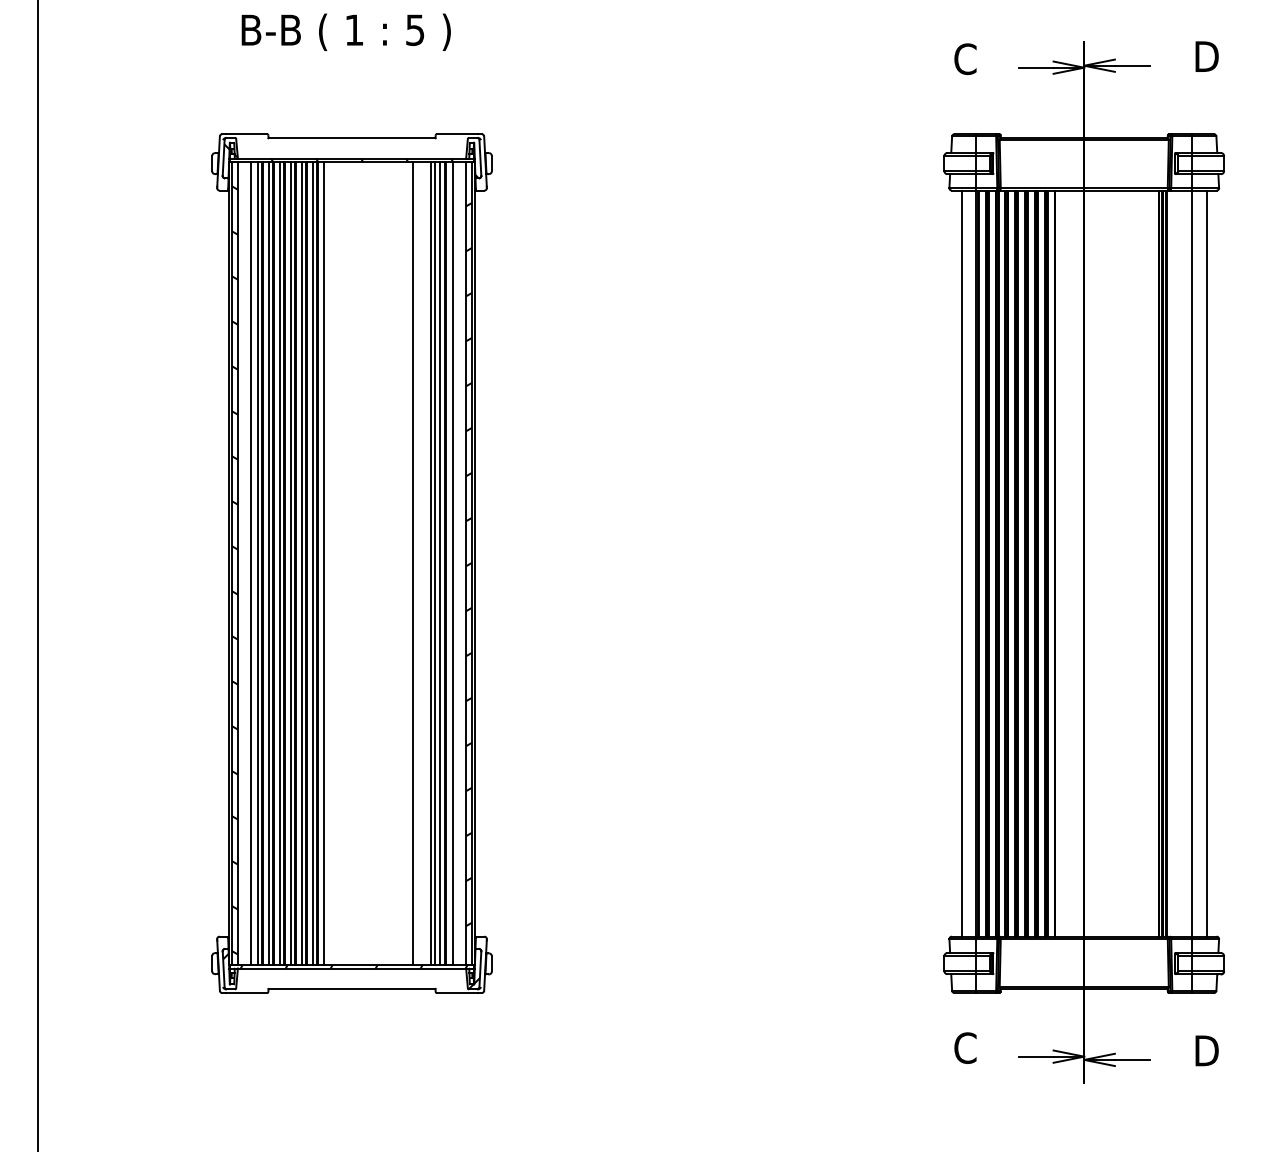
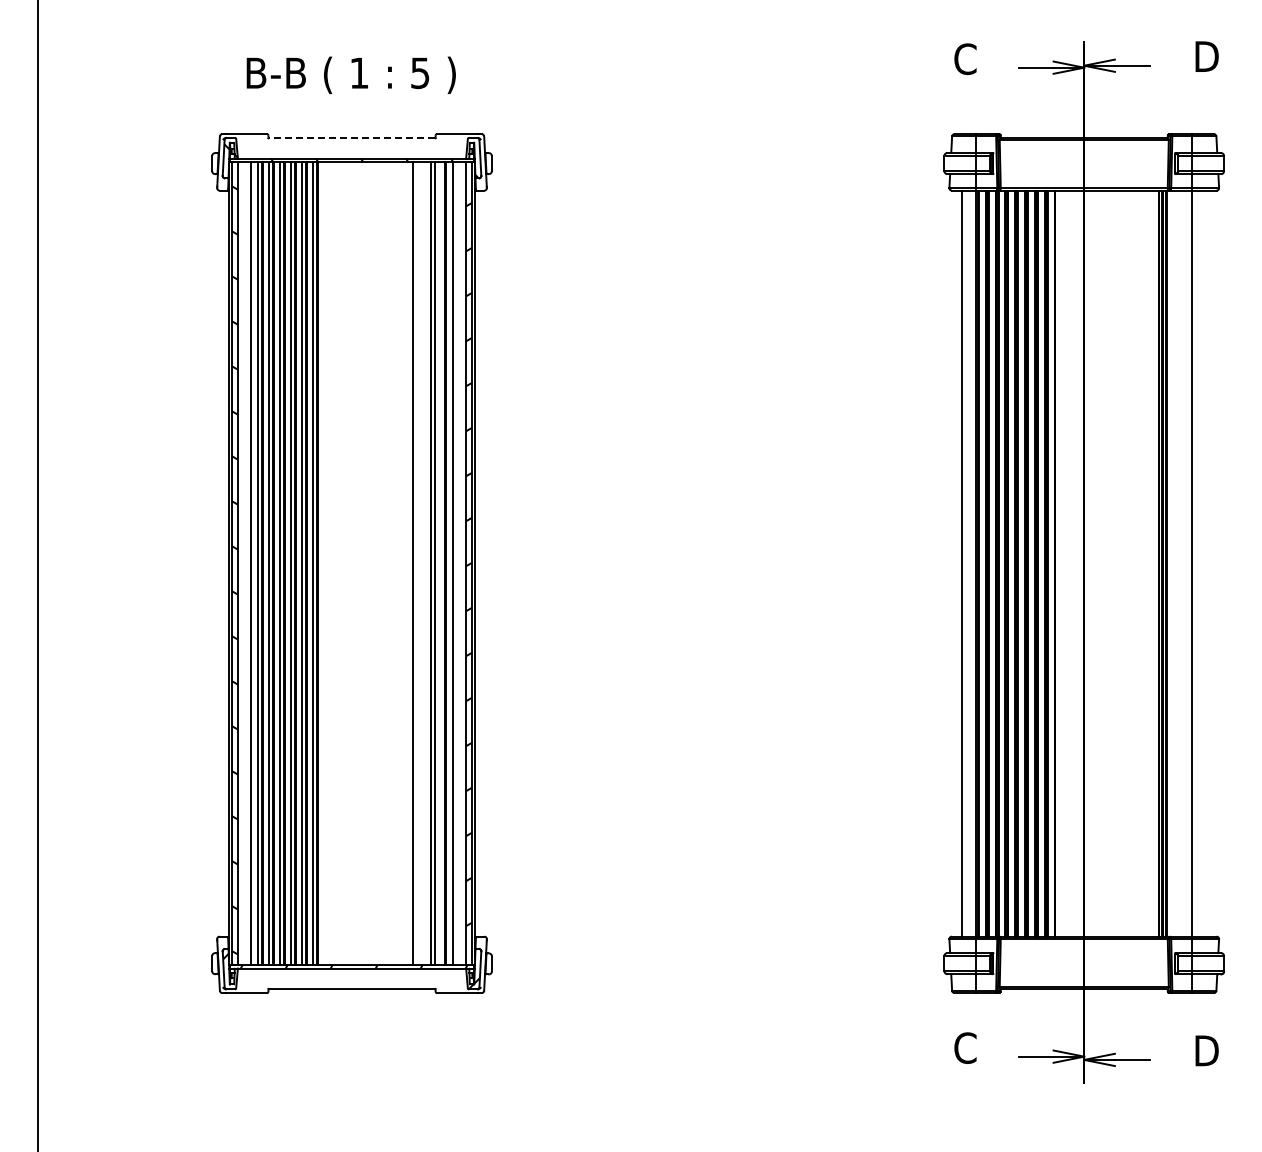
text position: (345, 31) -> (350, 74) (350, 74)
line: solid -> dashed (351, 137)
line: present -> none (324, 563)
line: present -> none (440, 563)
line: present -> none (1206, 563)
